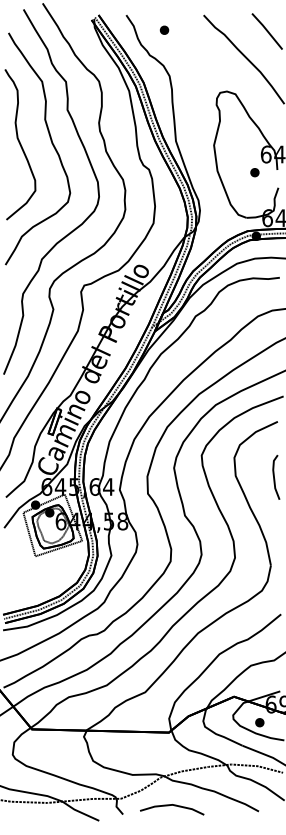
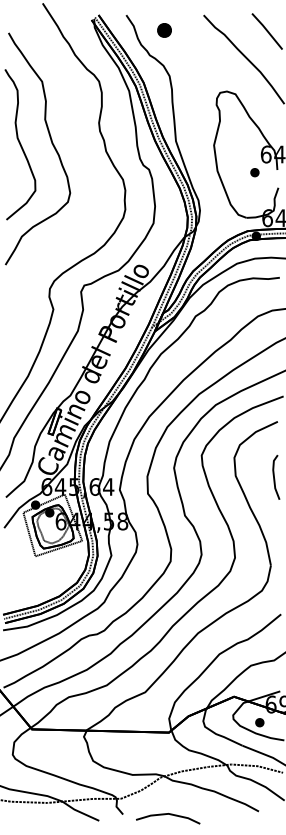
part size: 11x10 px -> 15x15 px (164, 30)
part: present -> none (79, 224)
line position: (174, 806) -> (170, 815) (170, 815)
